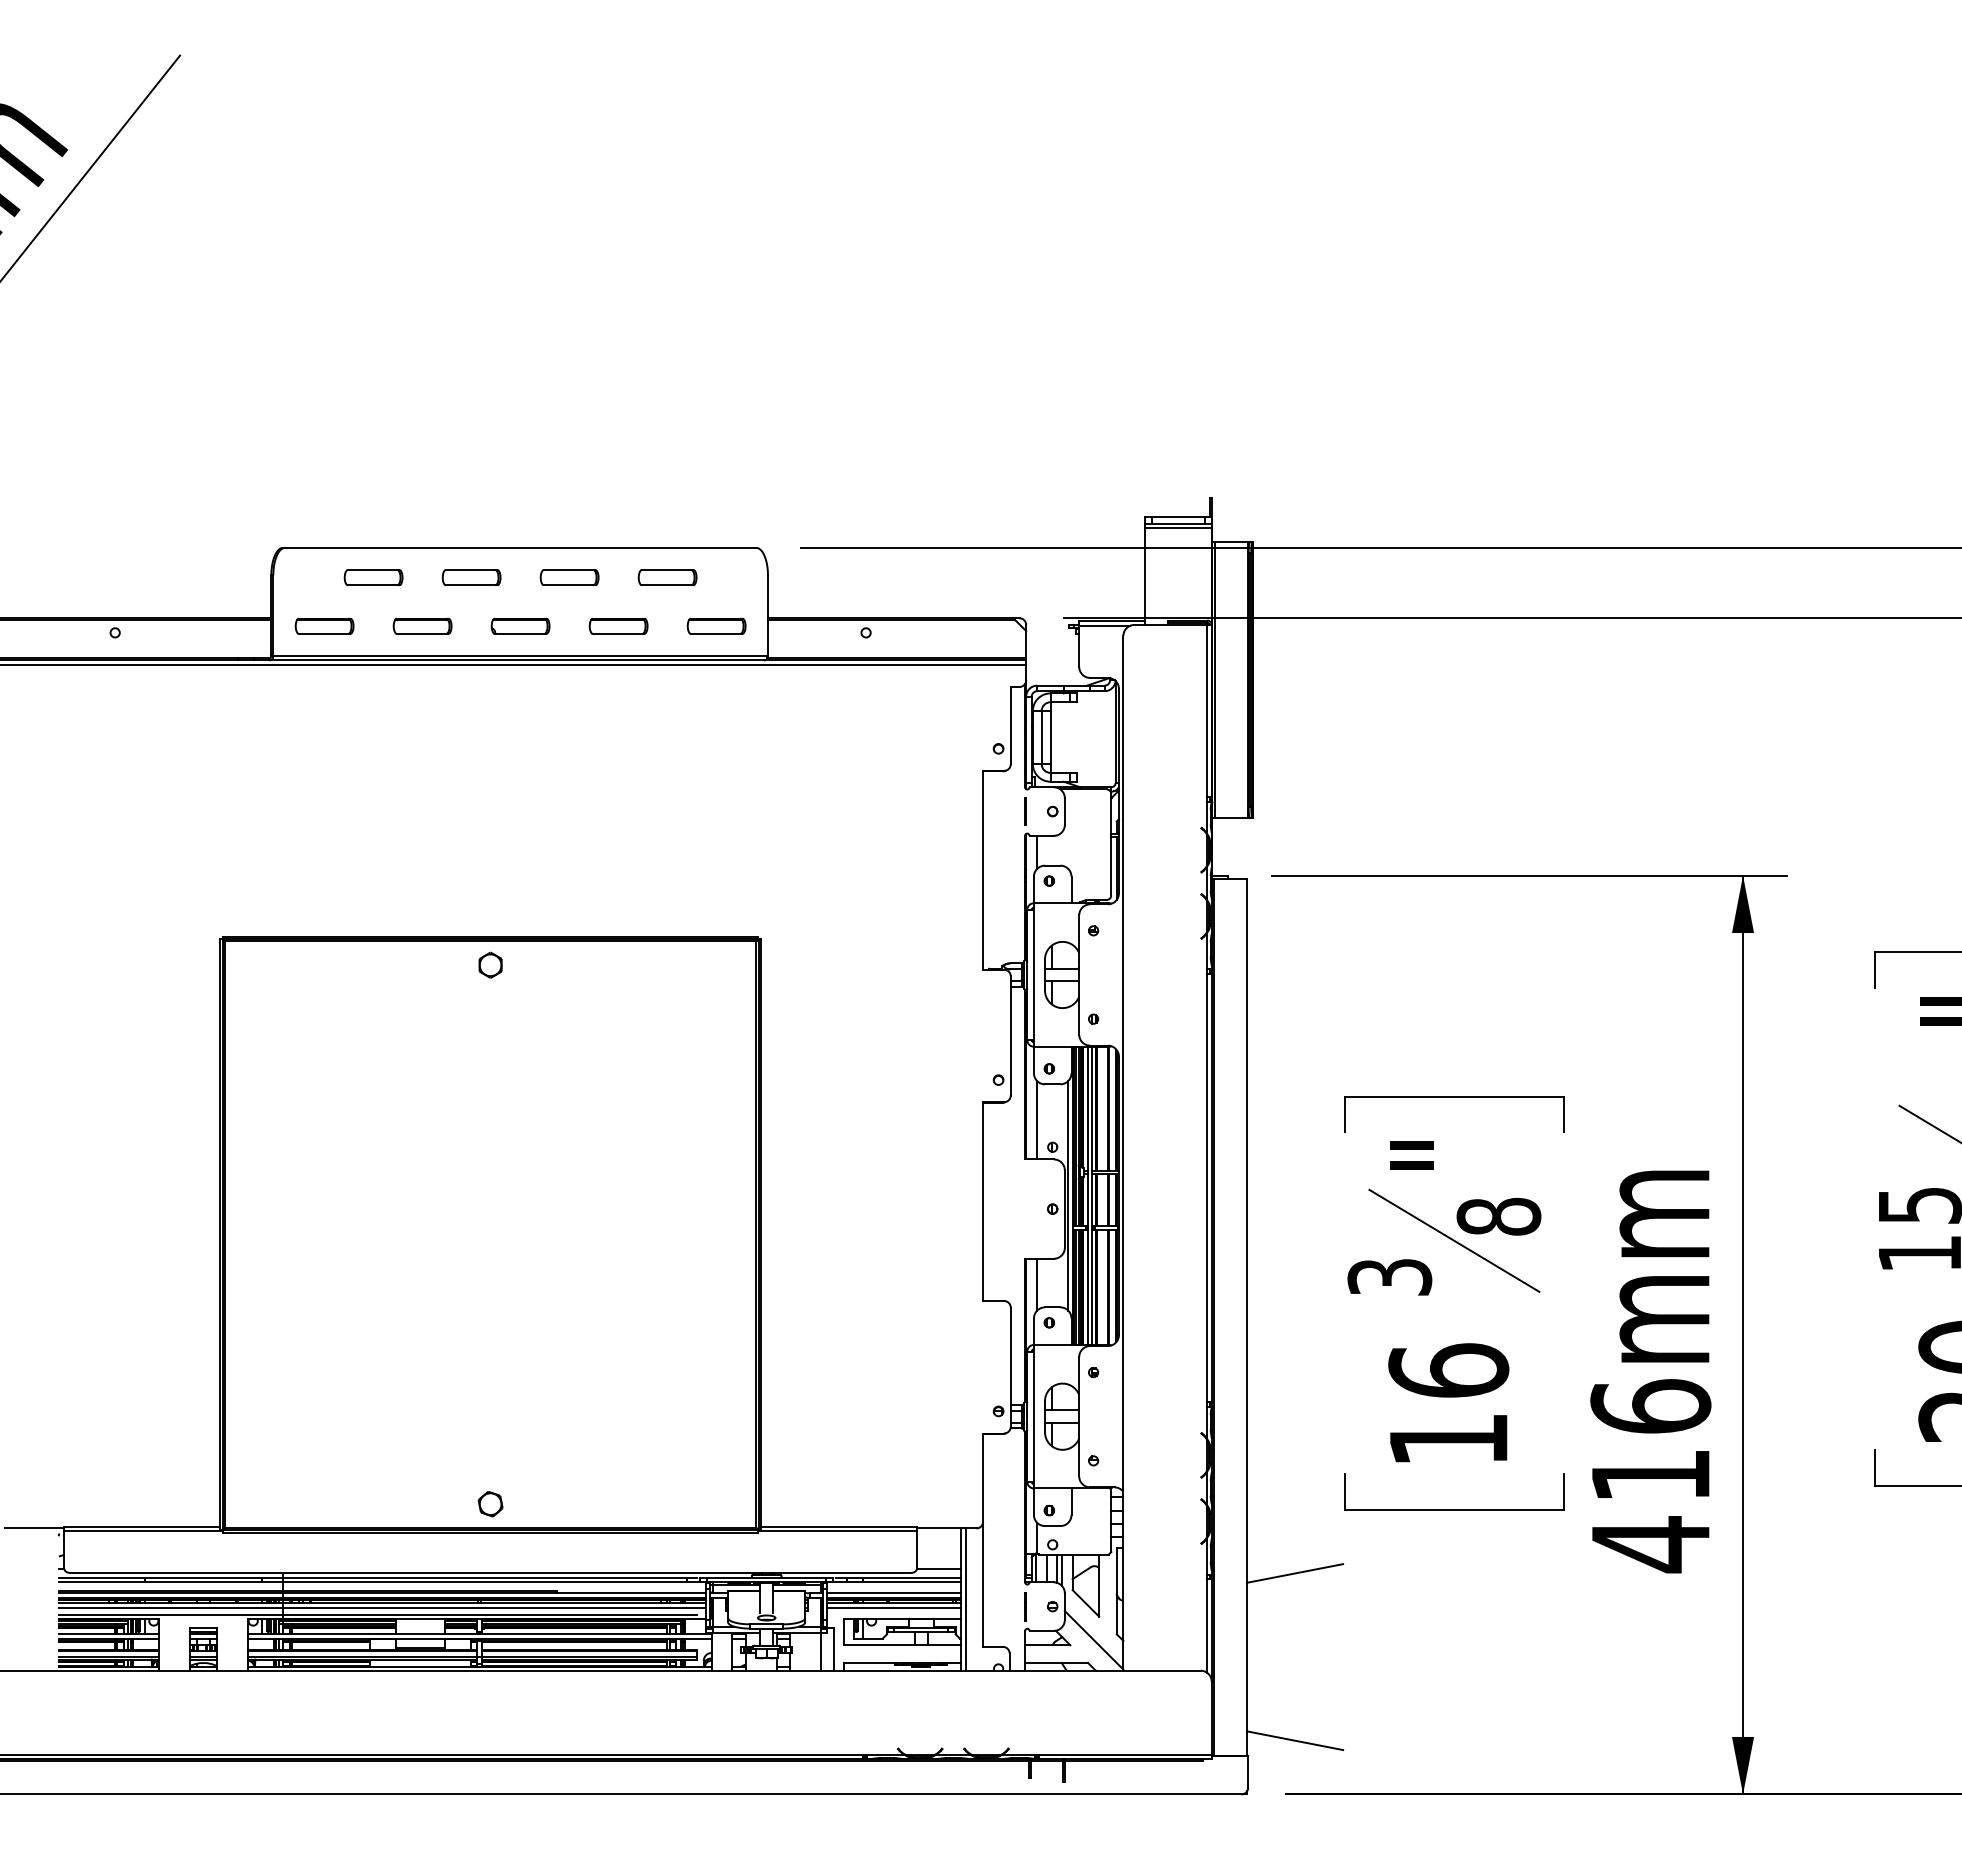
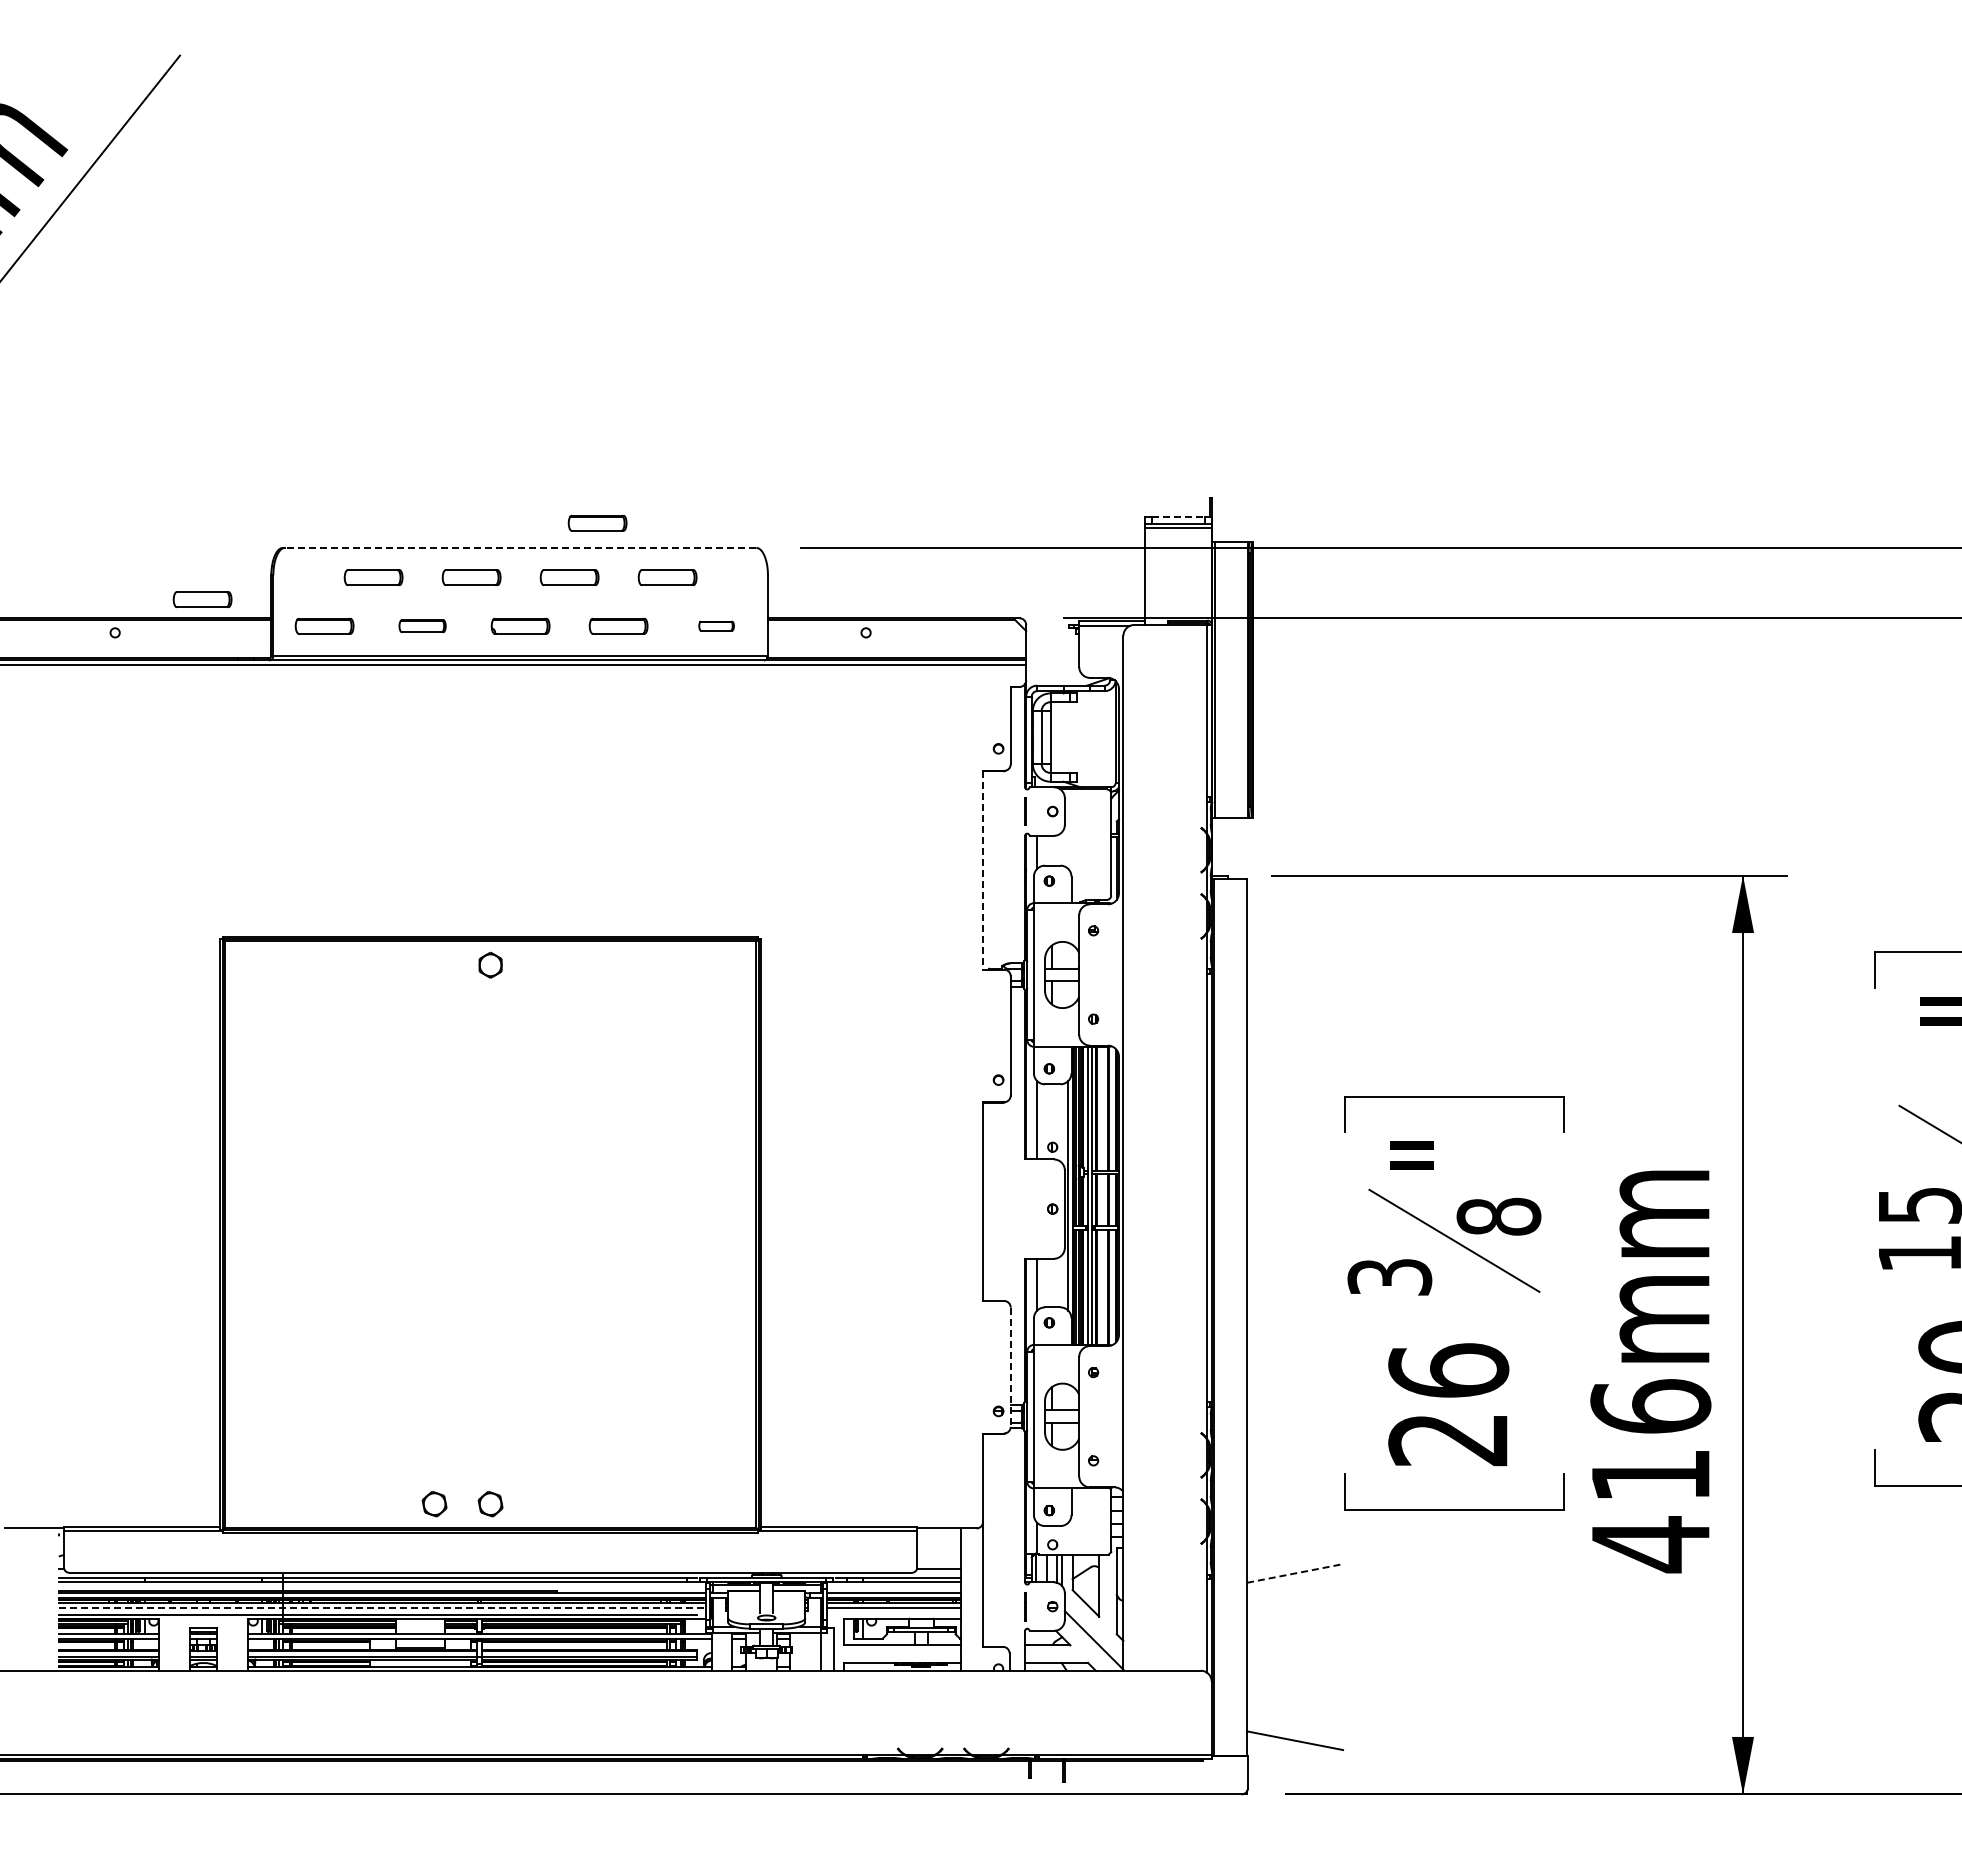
line: solid -> dashed (1178, 517)
part: none -> present (597, 522)
line: solid -> dashed (520, 547)
part: none -> present (202, 599)
part size: 61x18 px -> 49x14 px (422, 625)
part size: 61x18 px -> 37x12 px (716, 625)
line: solid -> dashed (983, 870)
line: solid -> dashed (1010, 1367)
text: 16 -> 26 (1447, 1440)
part: none -> present (434, 1504)
line: solid -> dashed (1295, 1573)
line: present -> none (965, 1599)
line: solid -> dashed (382, 1608)
